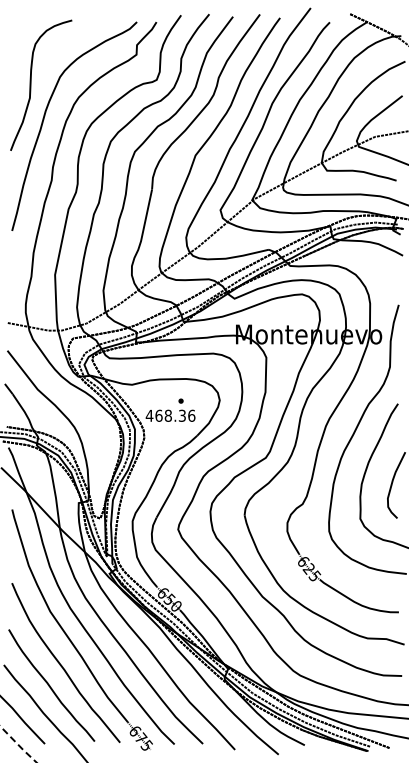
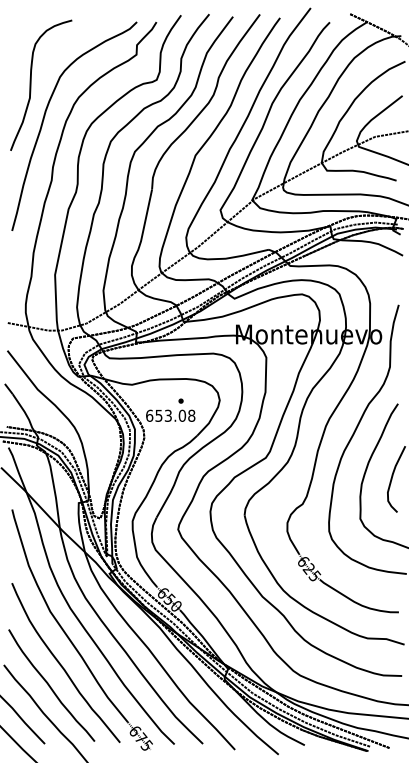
text: 468.36 -> 653.08 (170, 415)
curve position: (392, 485) -> (392, 479) (392, 479)
line: dashed -> solid (19, 745)
